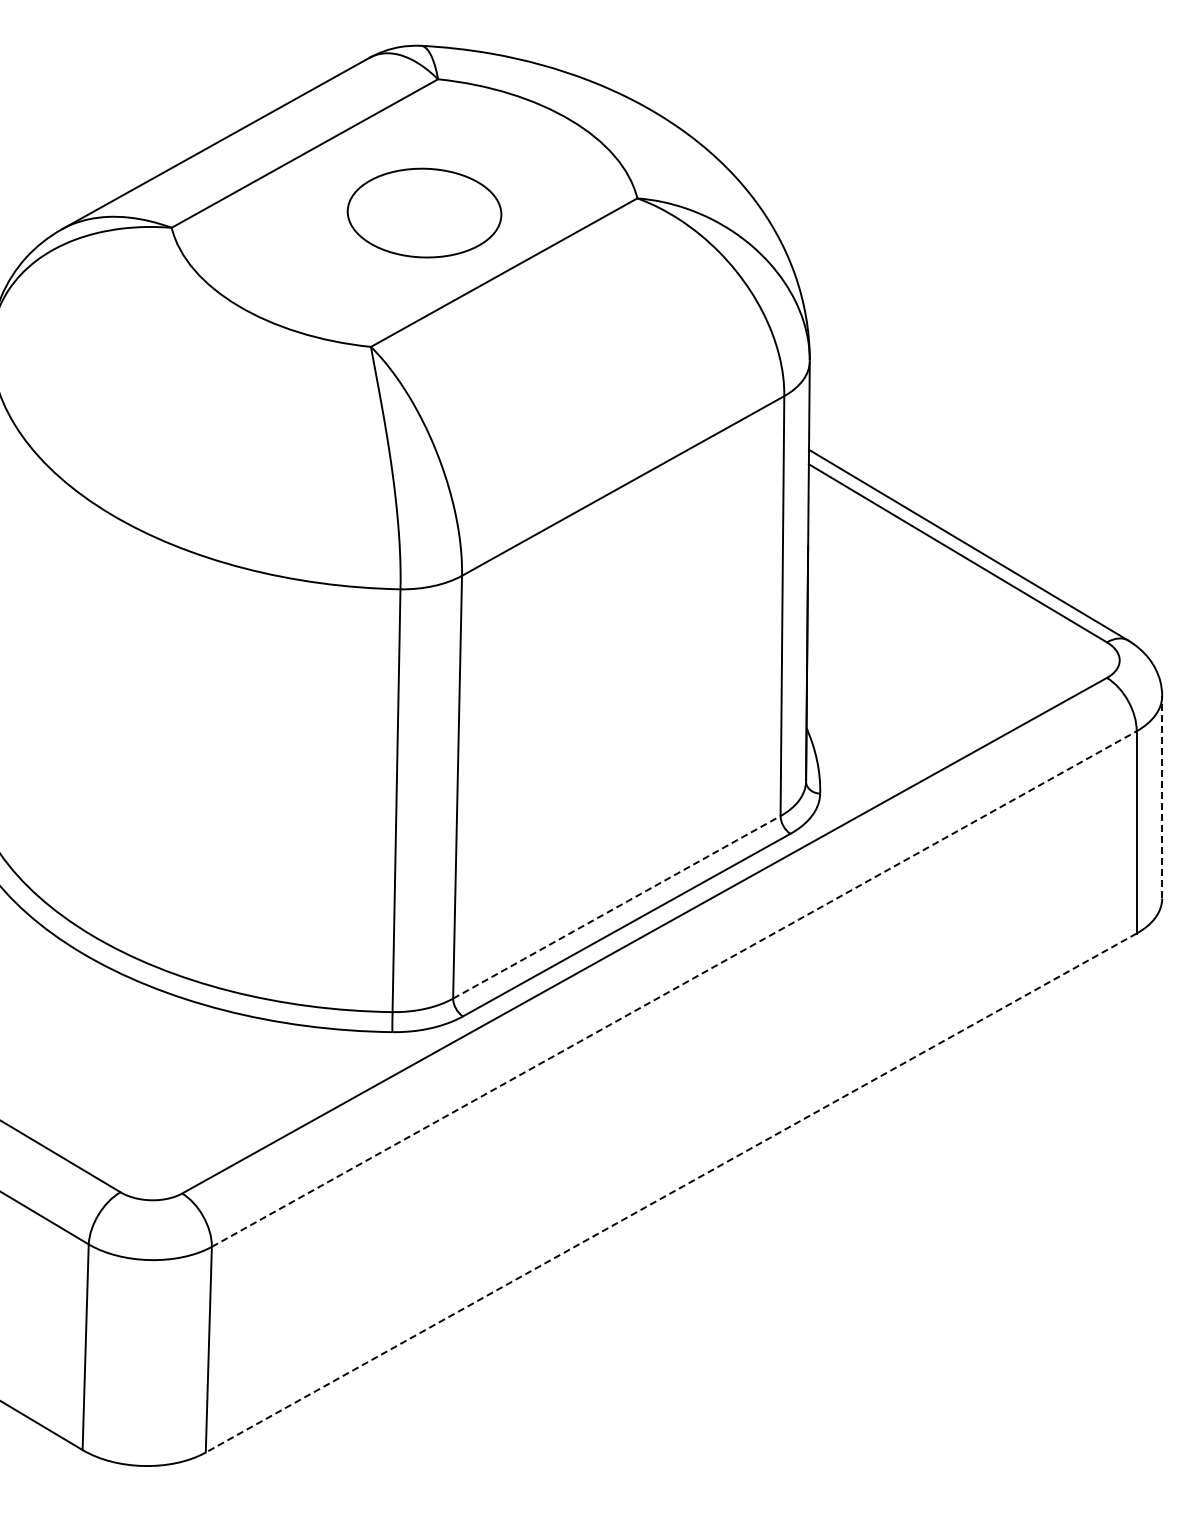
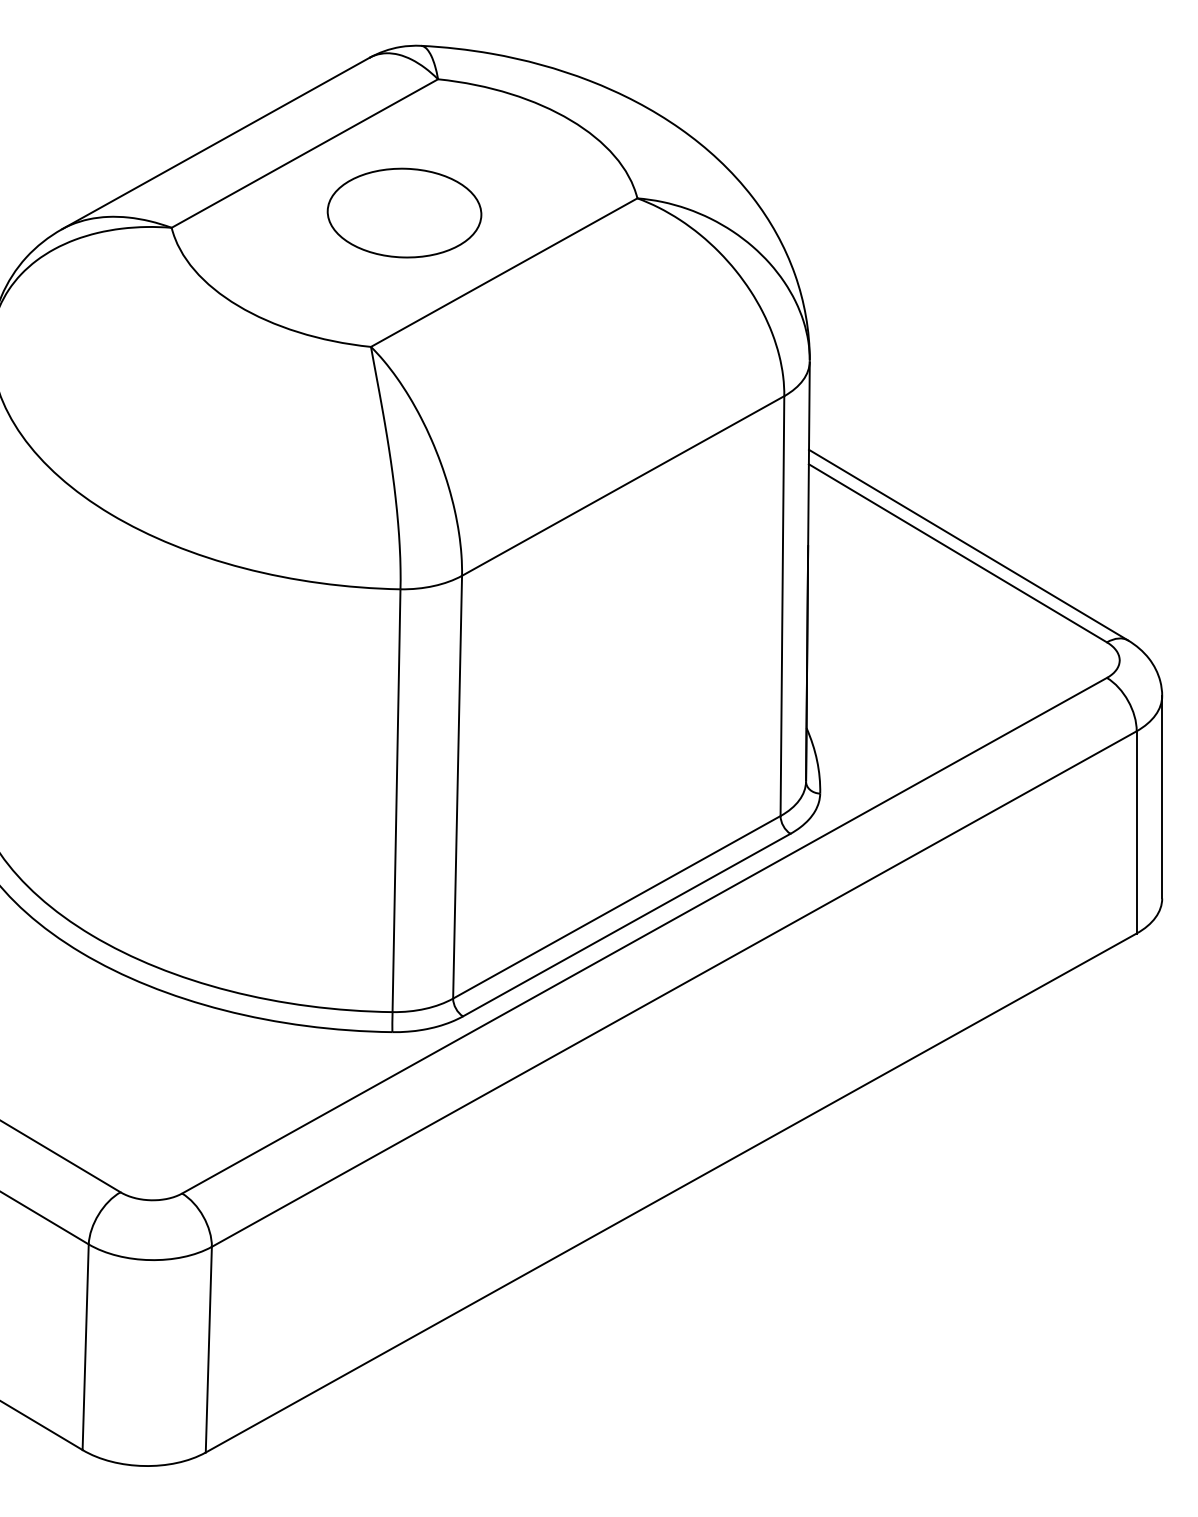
part position: (424, 212) -> (404, 212) (404, 212)
line: dashed -> solid (1162, 796)
line: dashed -> solid (617, 907)
line: dashed -> solid (674, 988)
line: dashed -> solid (671, 1193)
